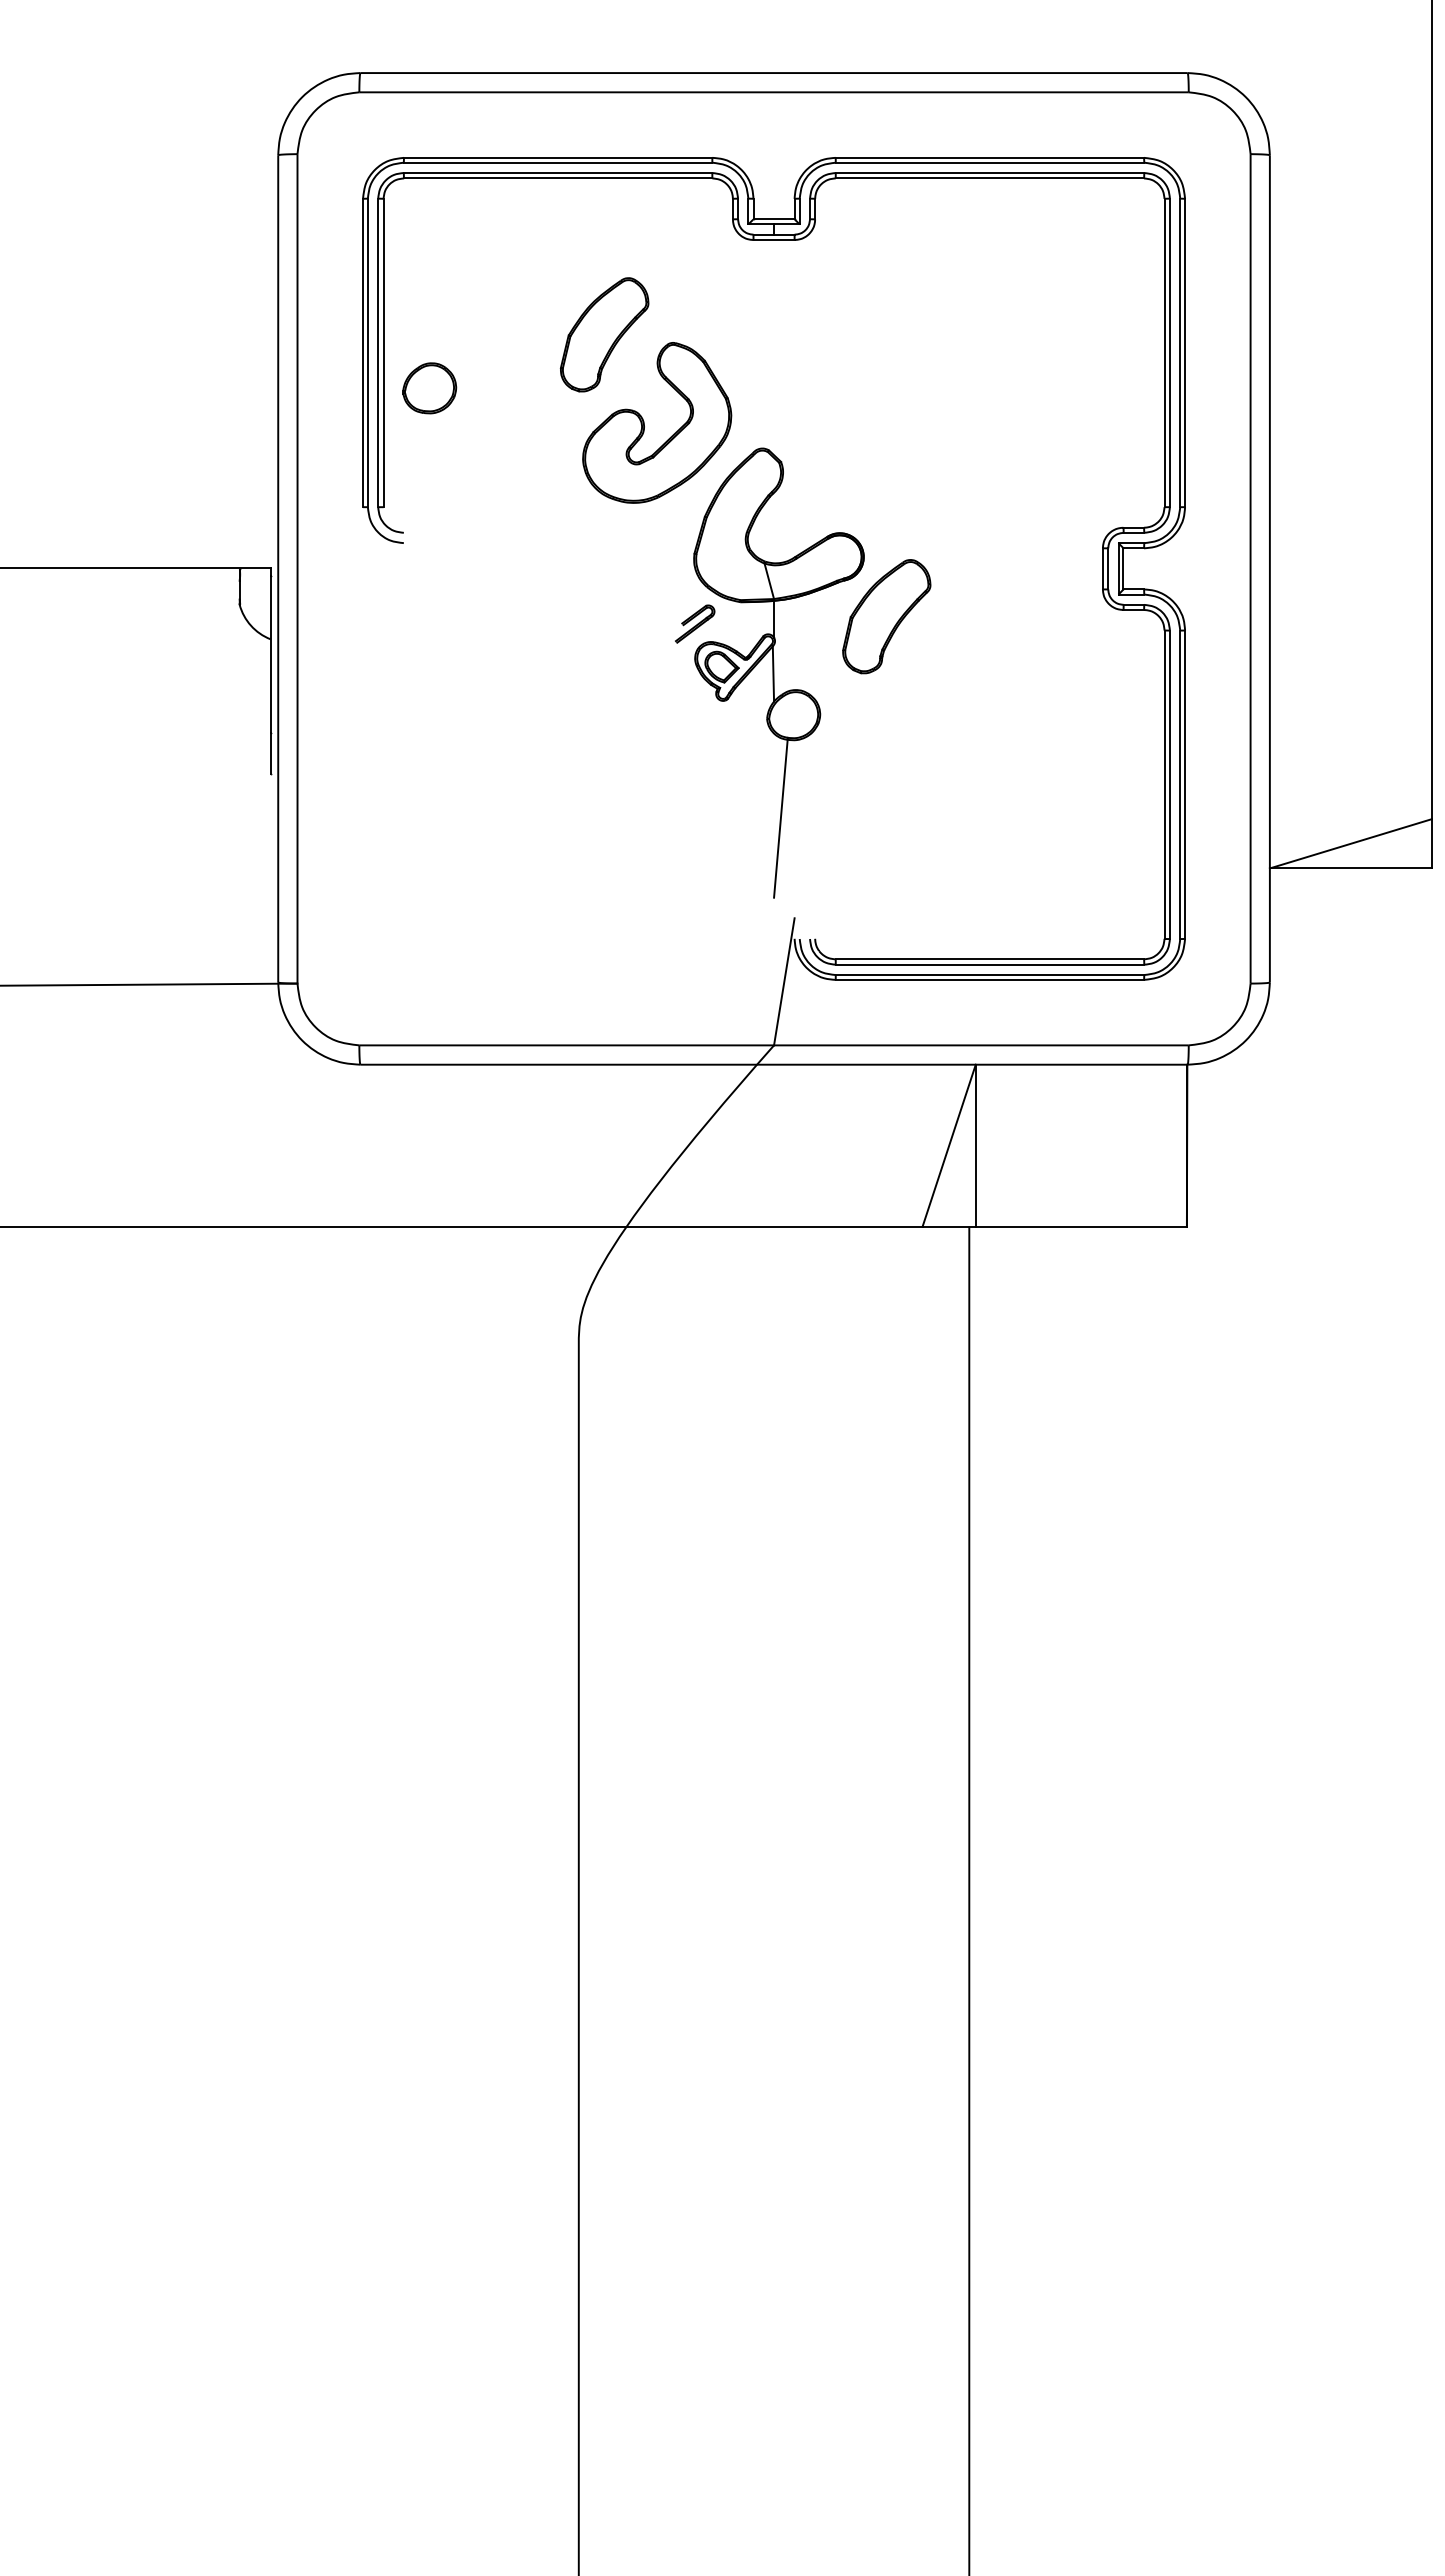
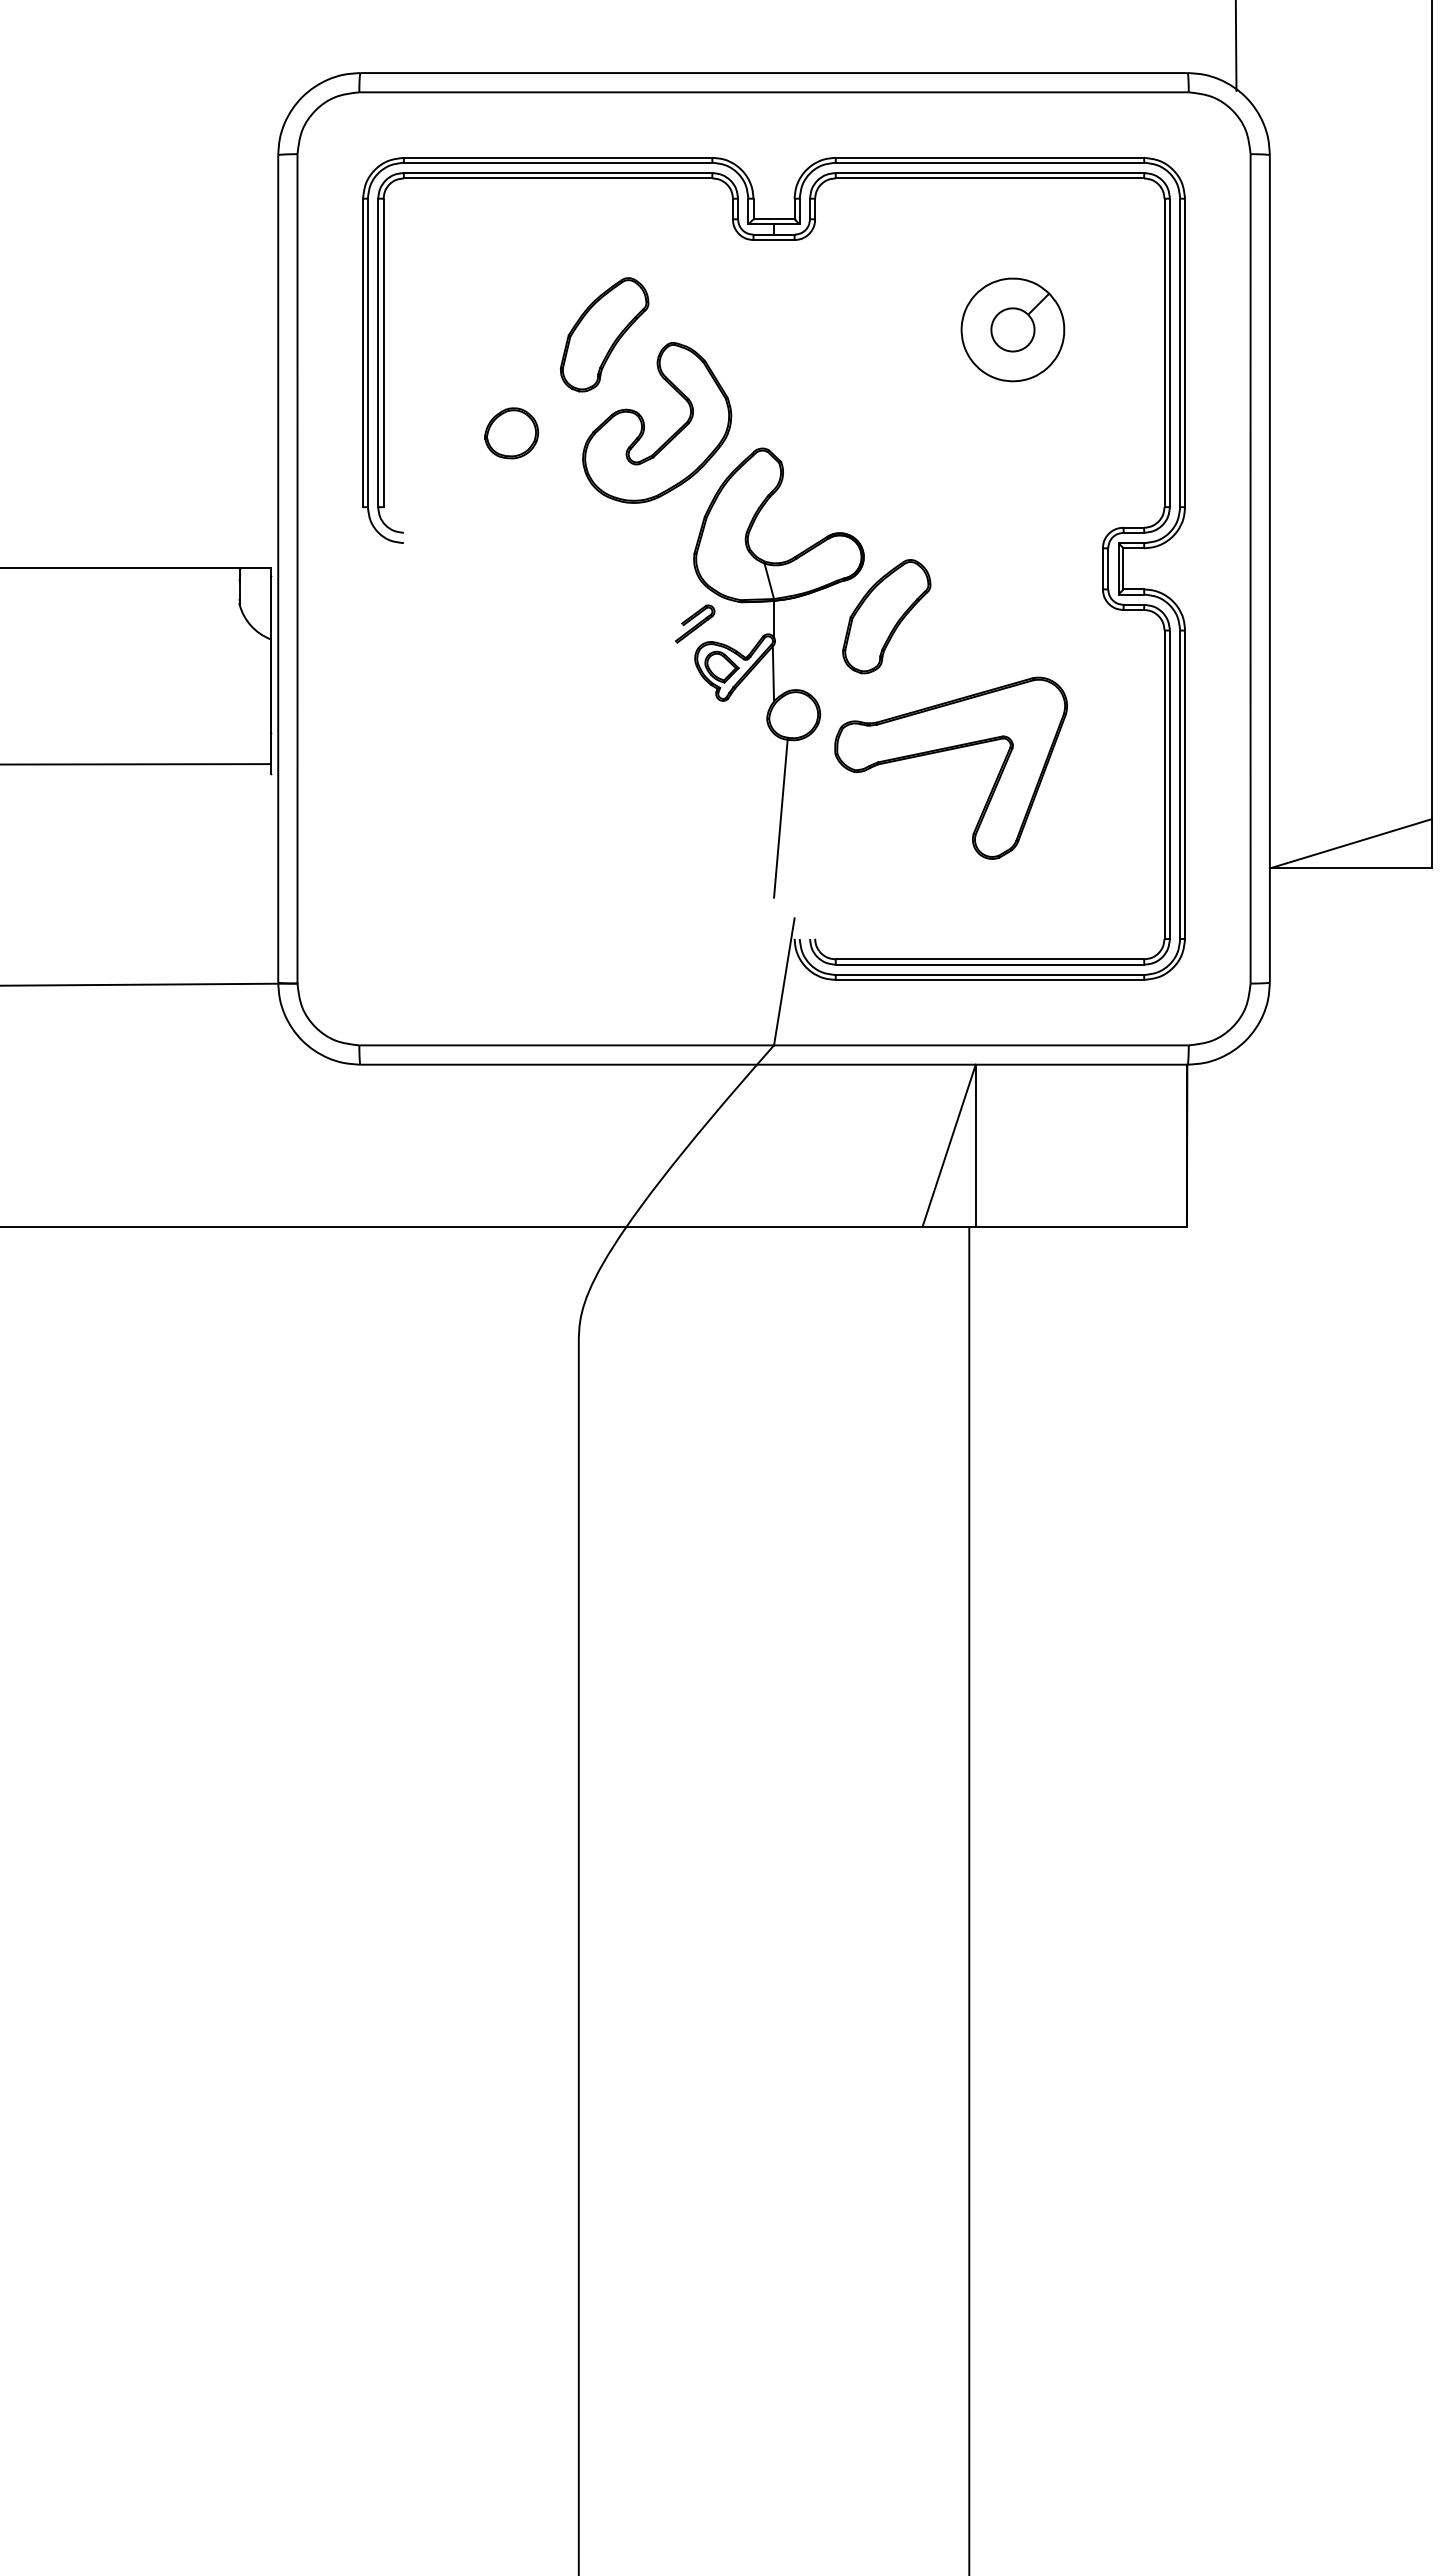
line: none -> present (1235, 46)
part: none -> present (1012, 329)
part position: (429, 388) -> (511, 433) (511, 433)
part: none -> present (946, 751)
line: none -> present (136, 764)
